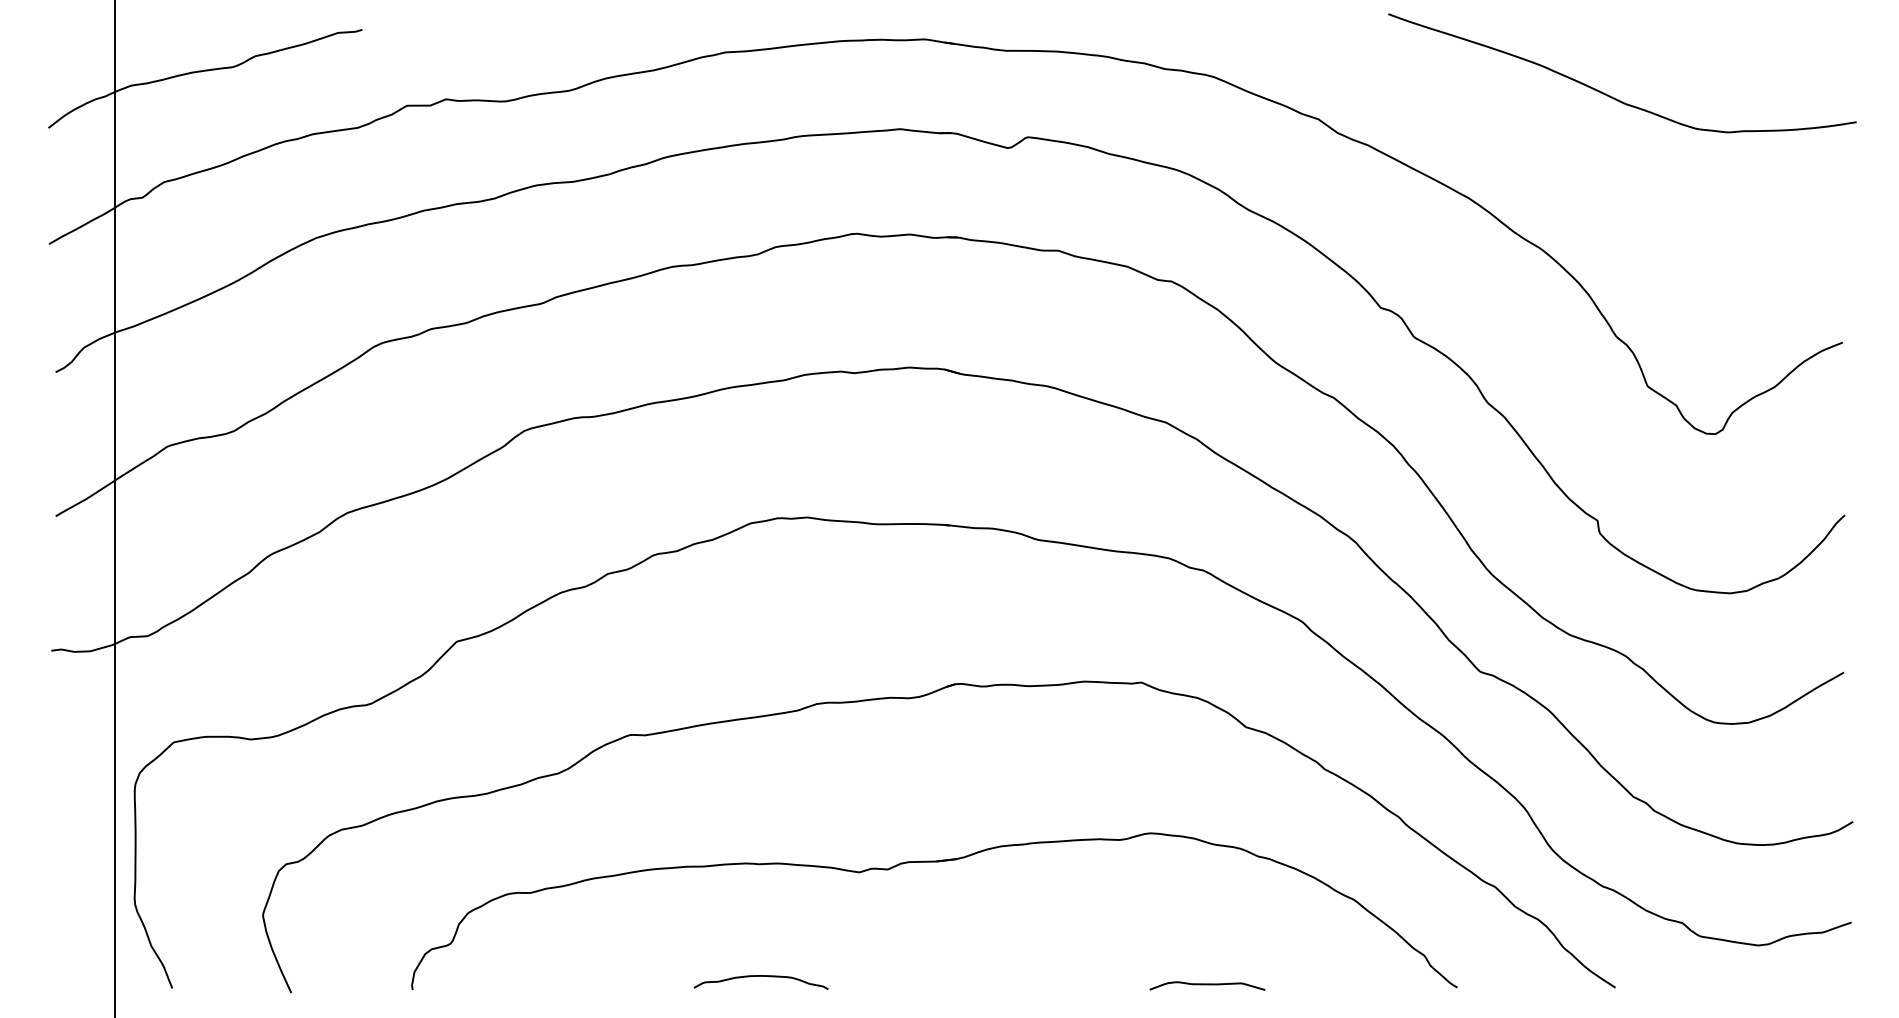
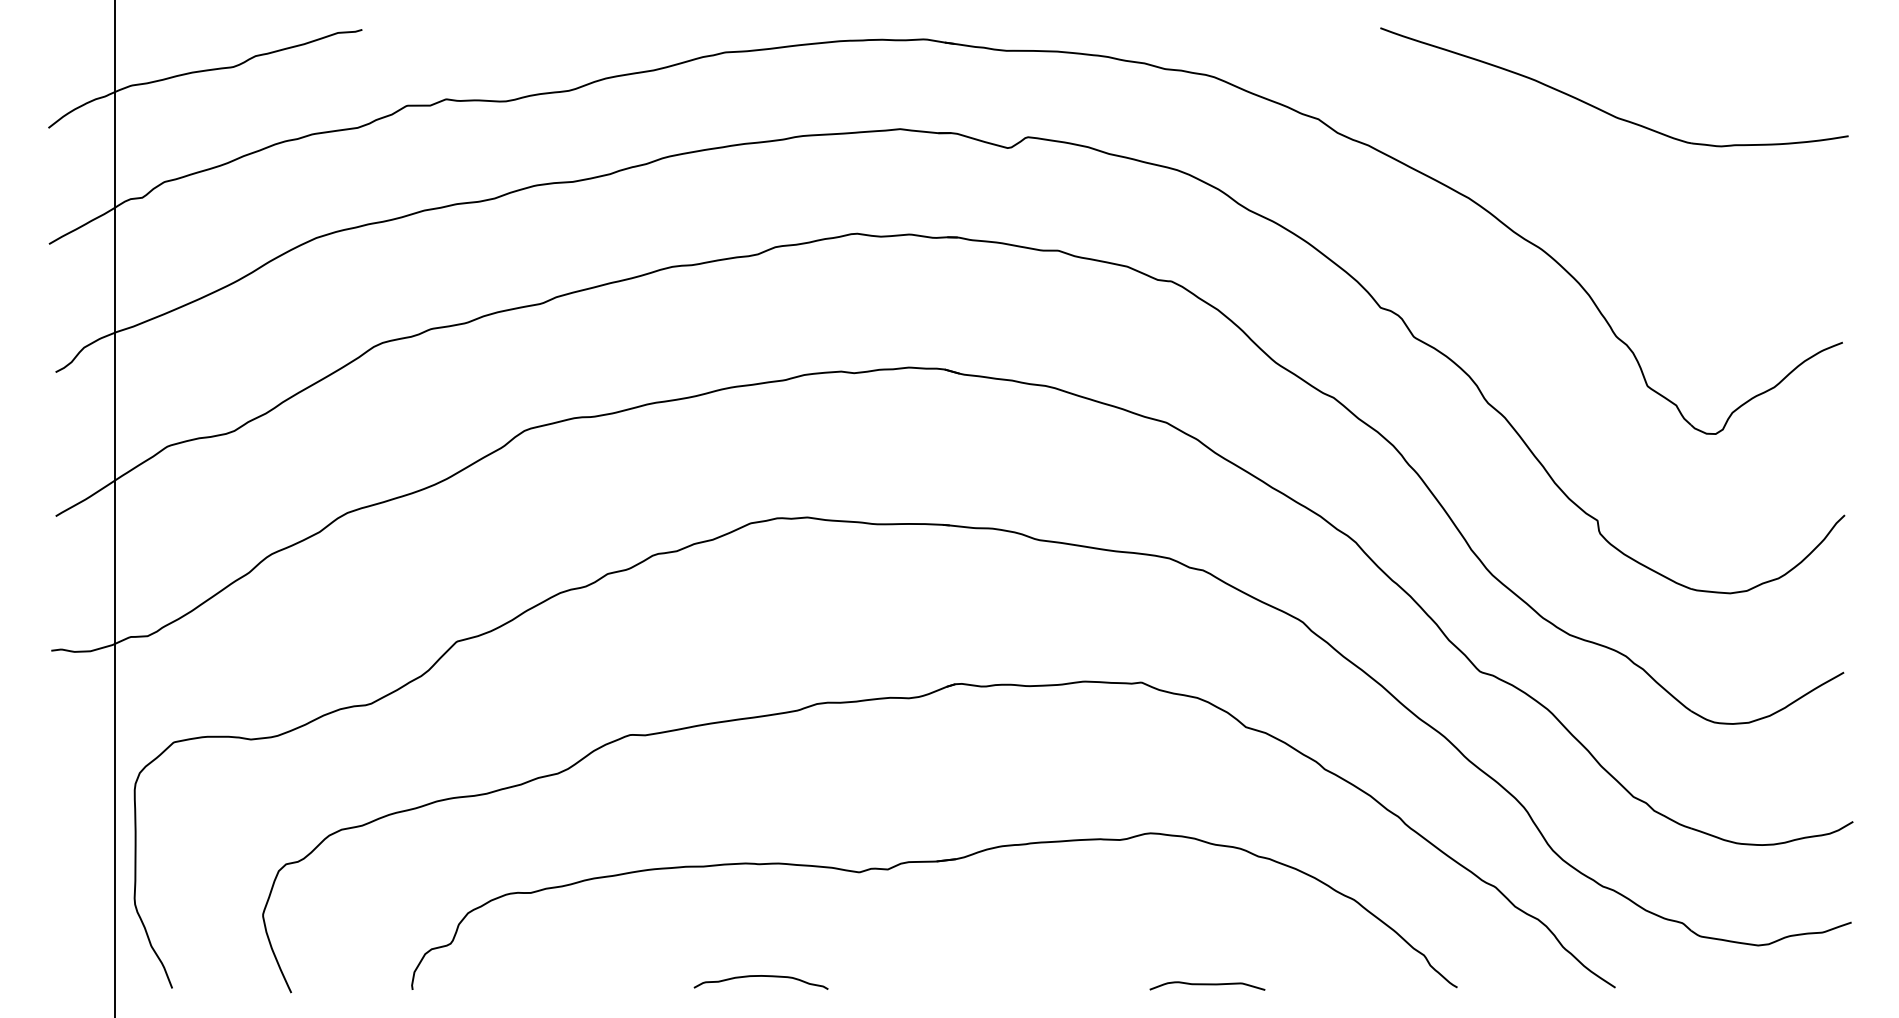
part position: (1610, 95) -> (1602, 109) (1602, 109)
